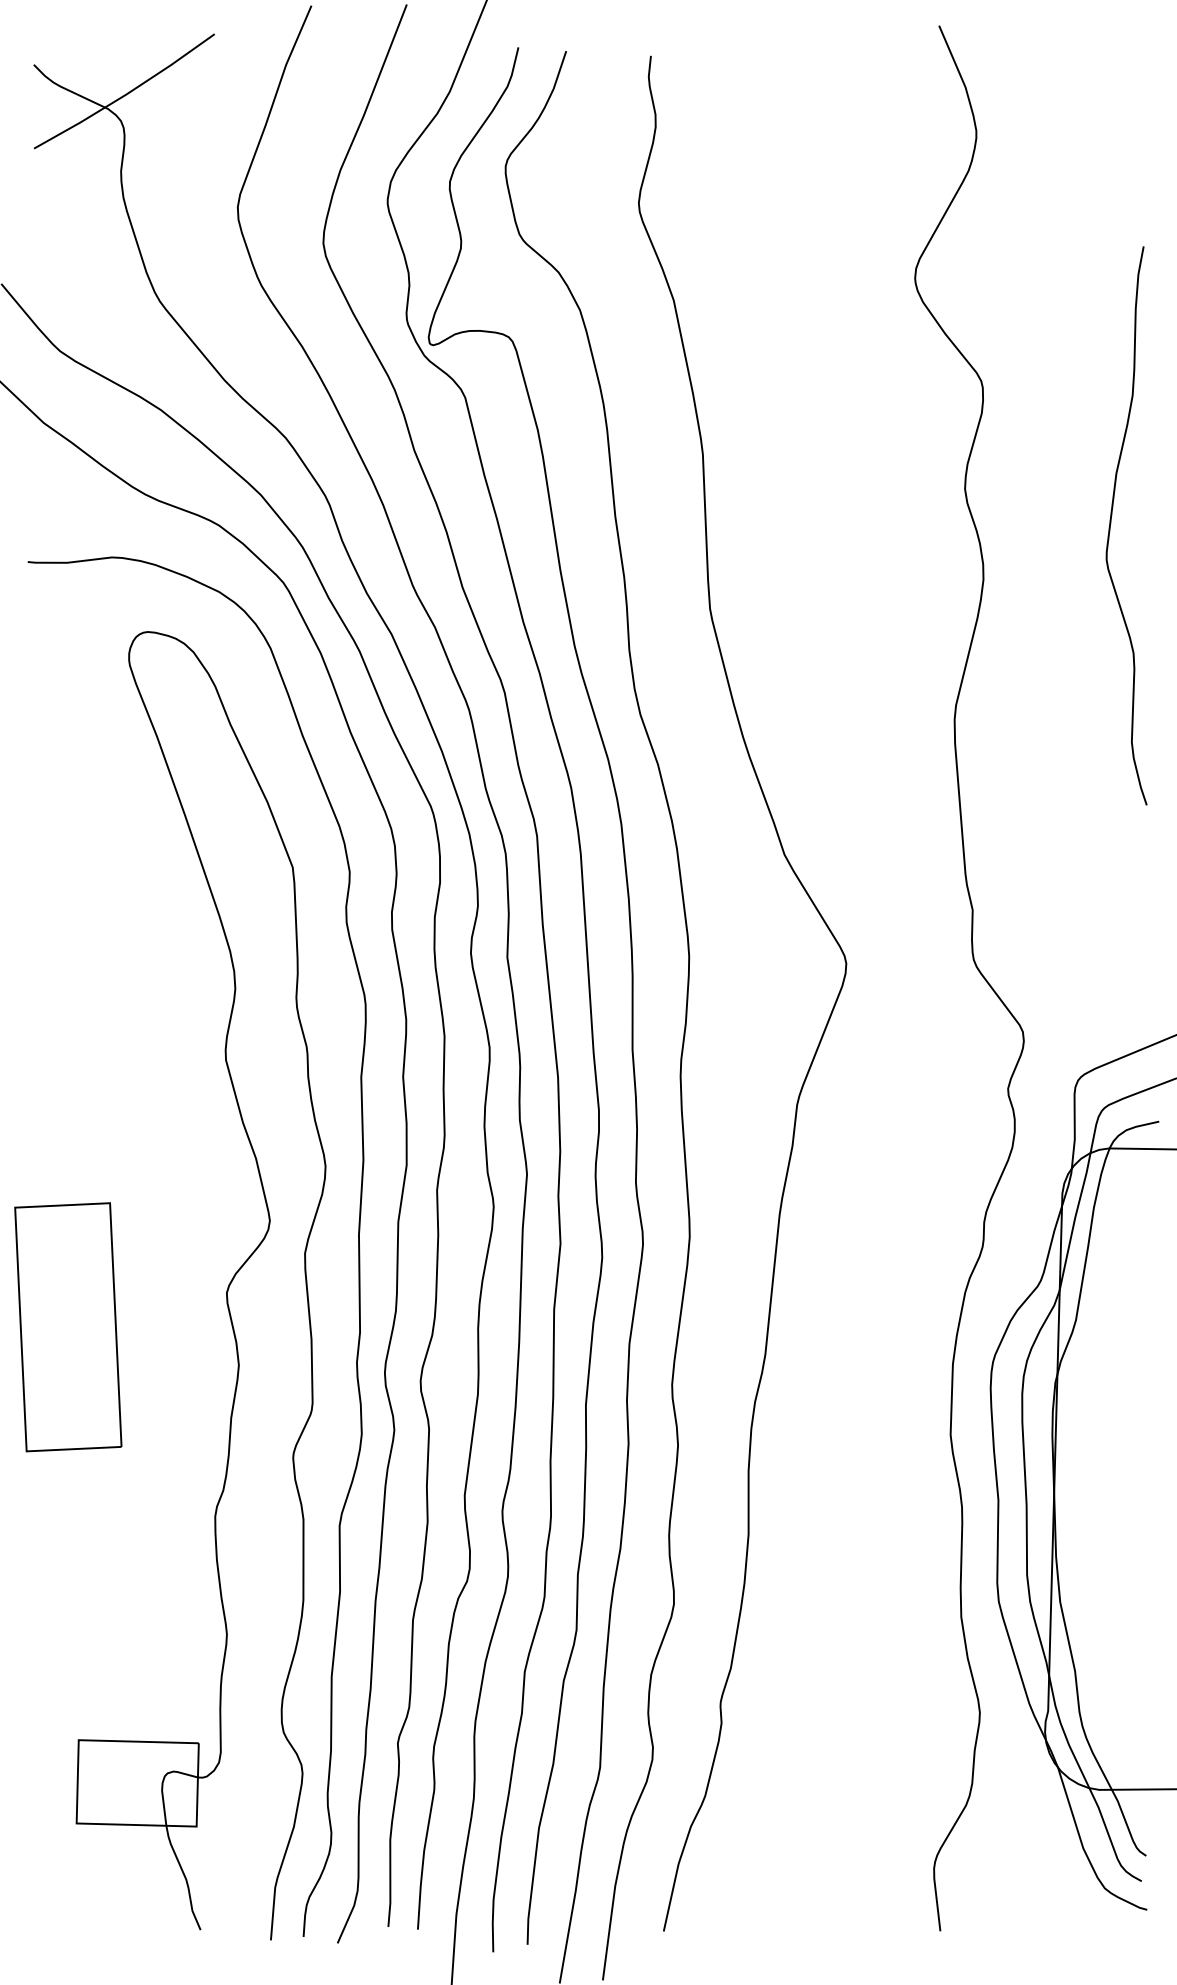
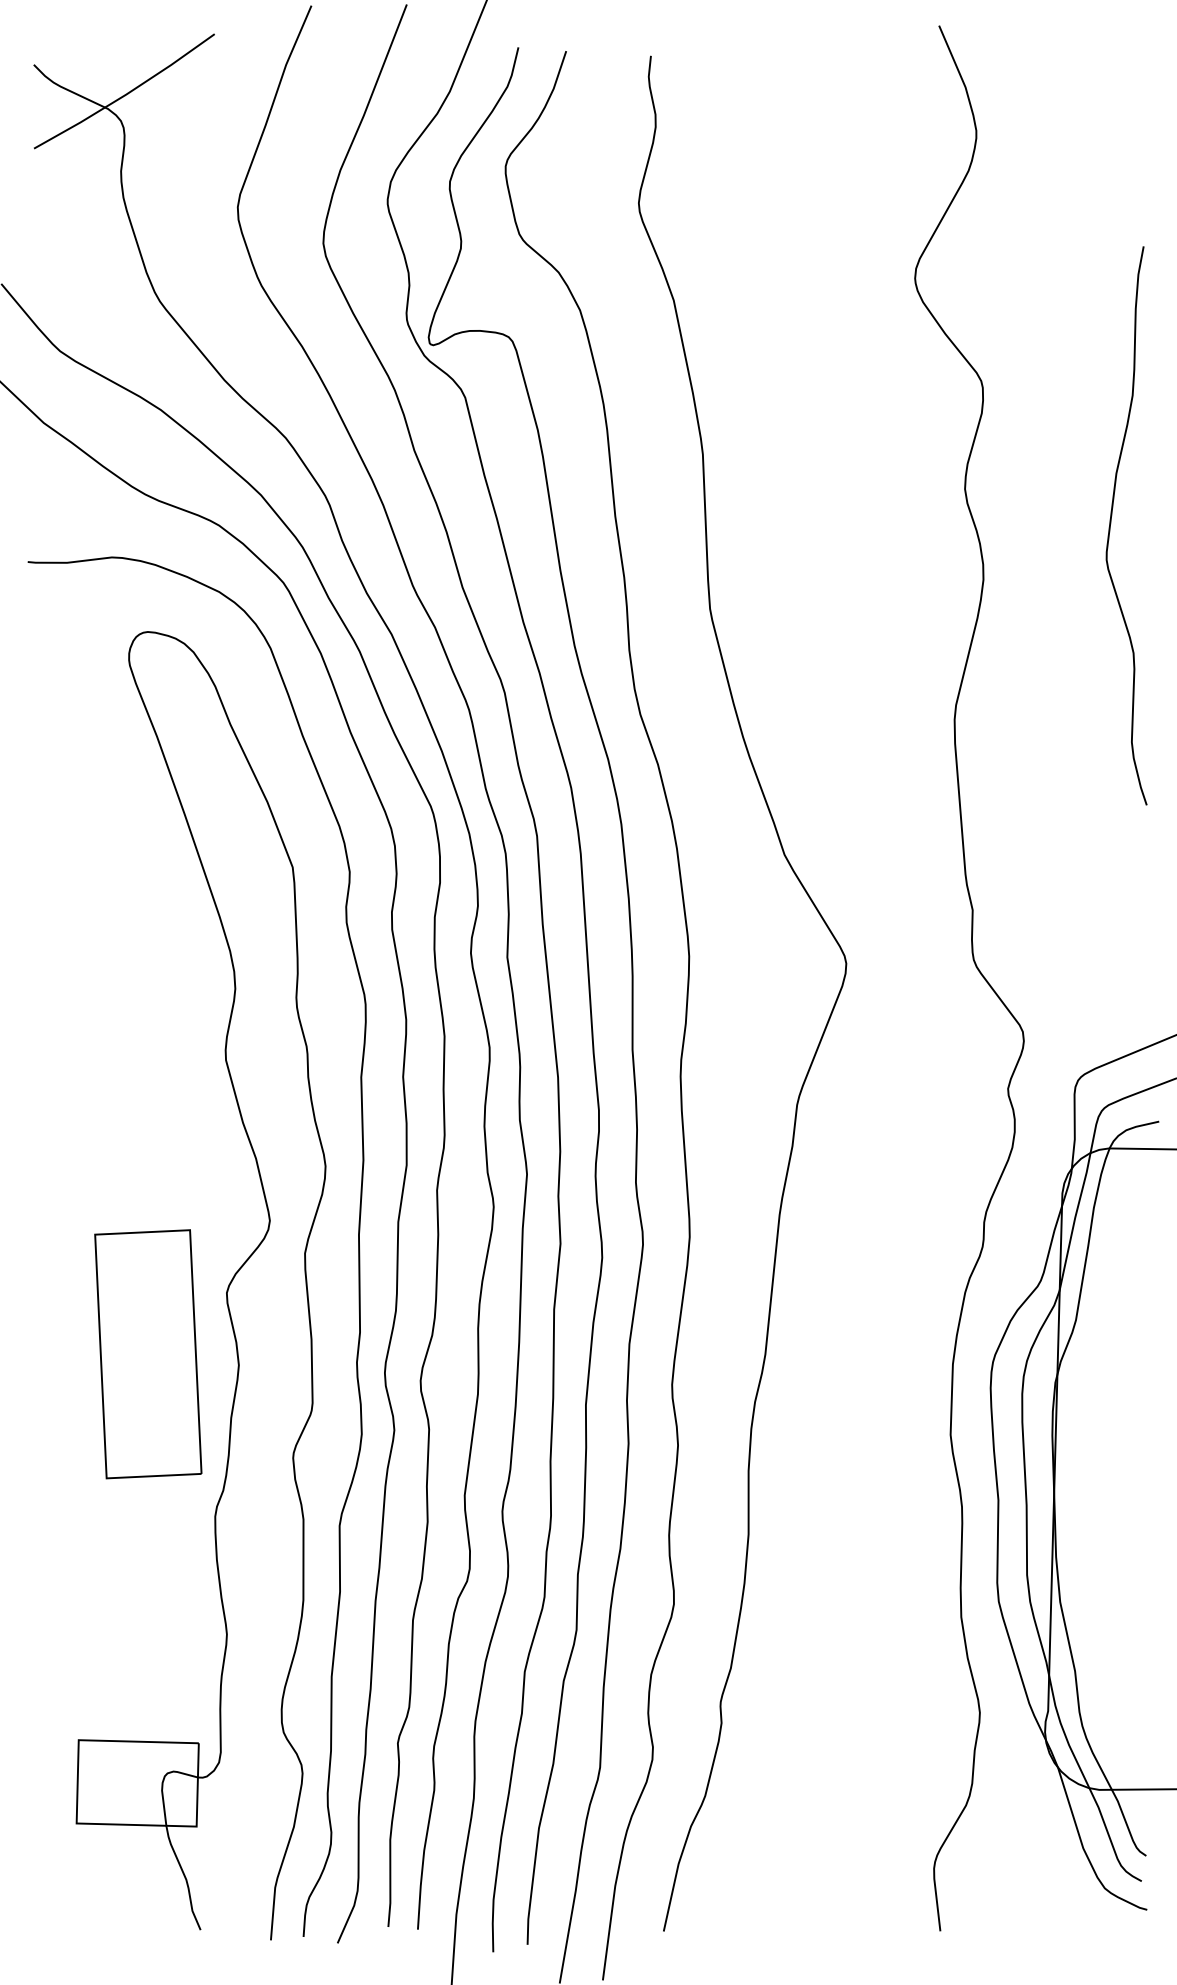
part position: (68, 1327) -> (148, 1354) (148, 1354)
